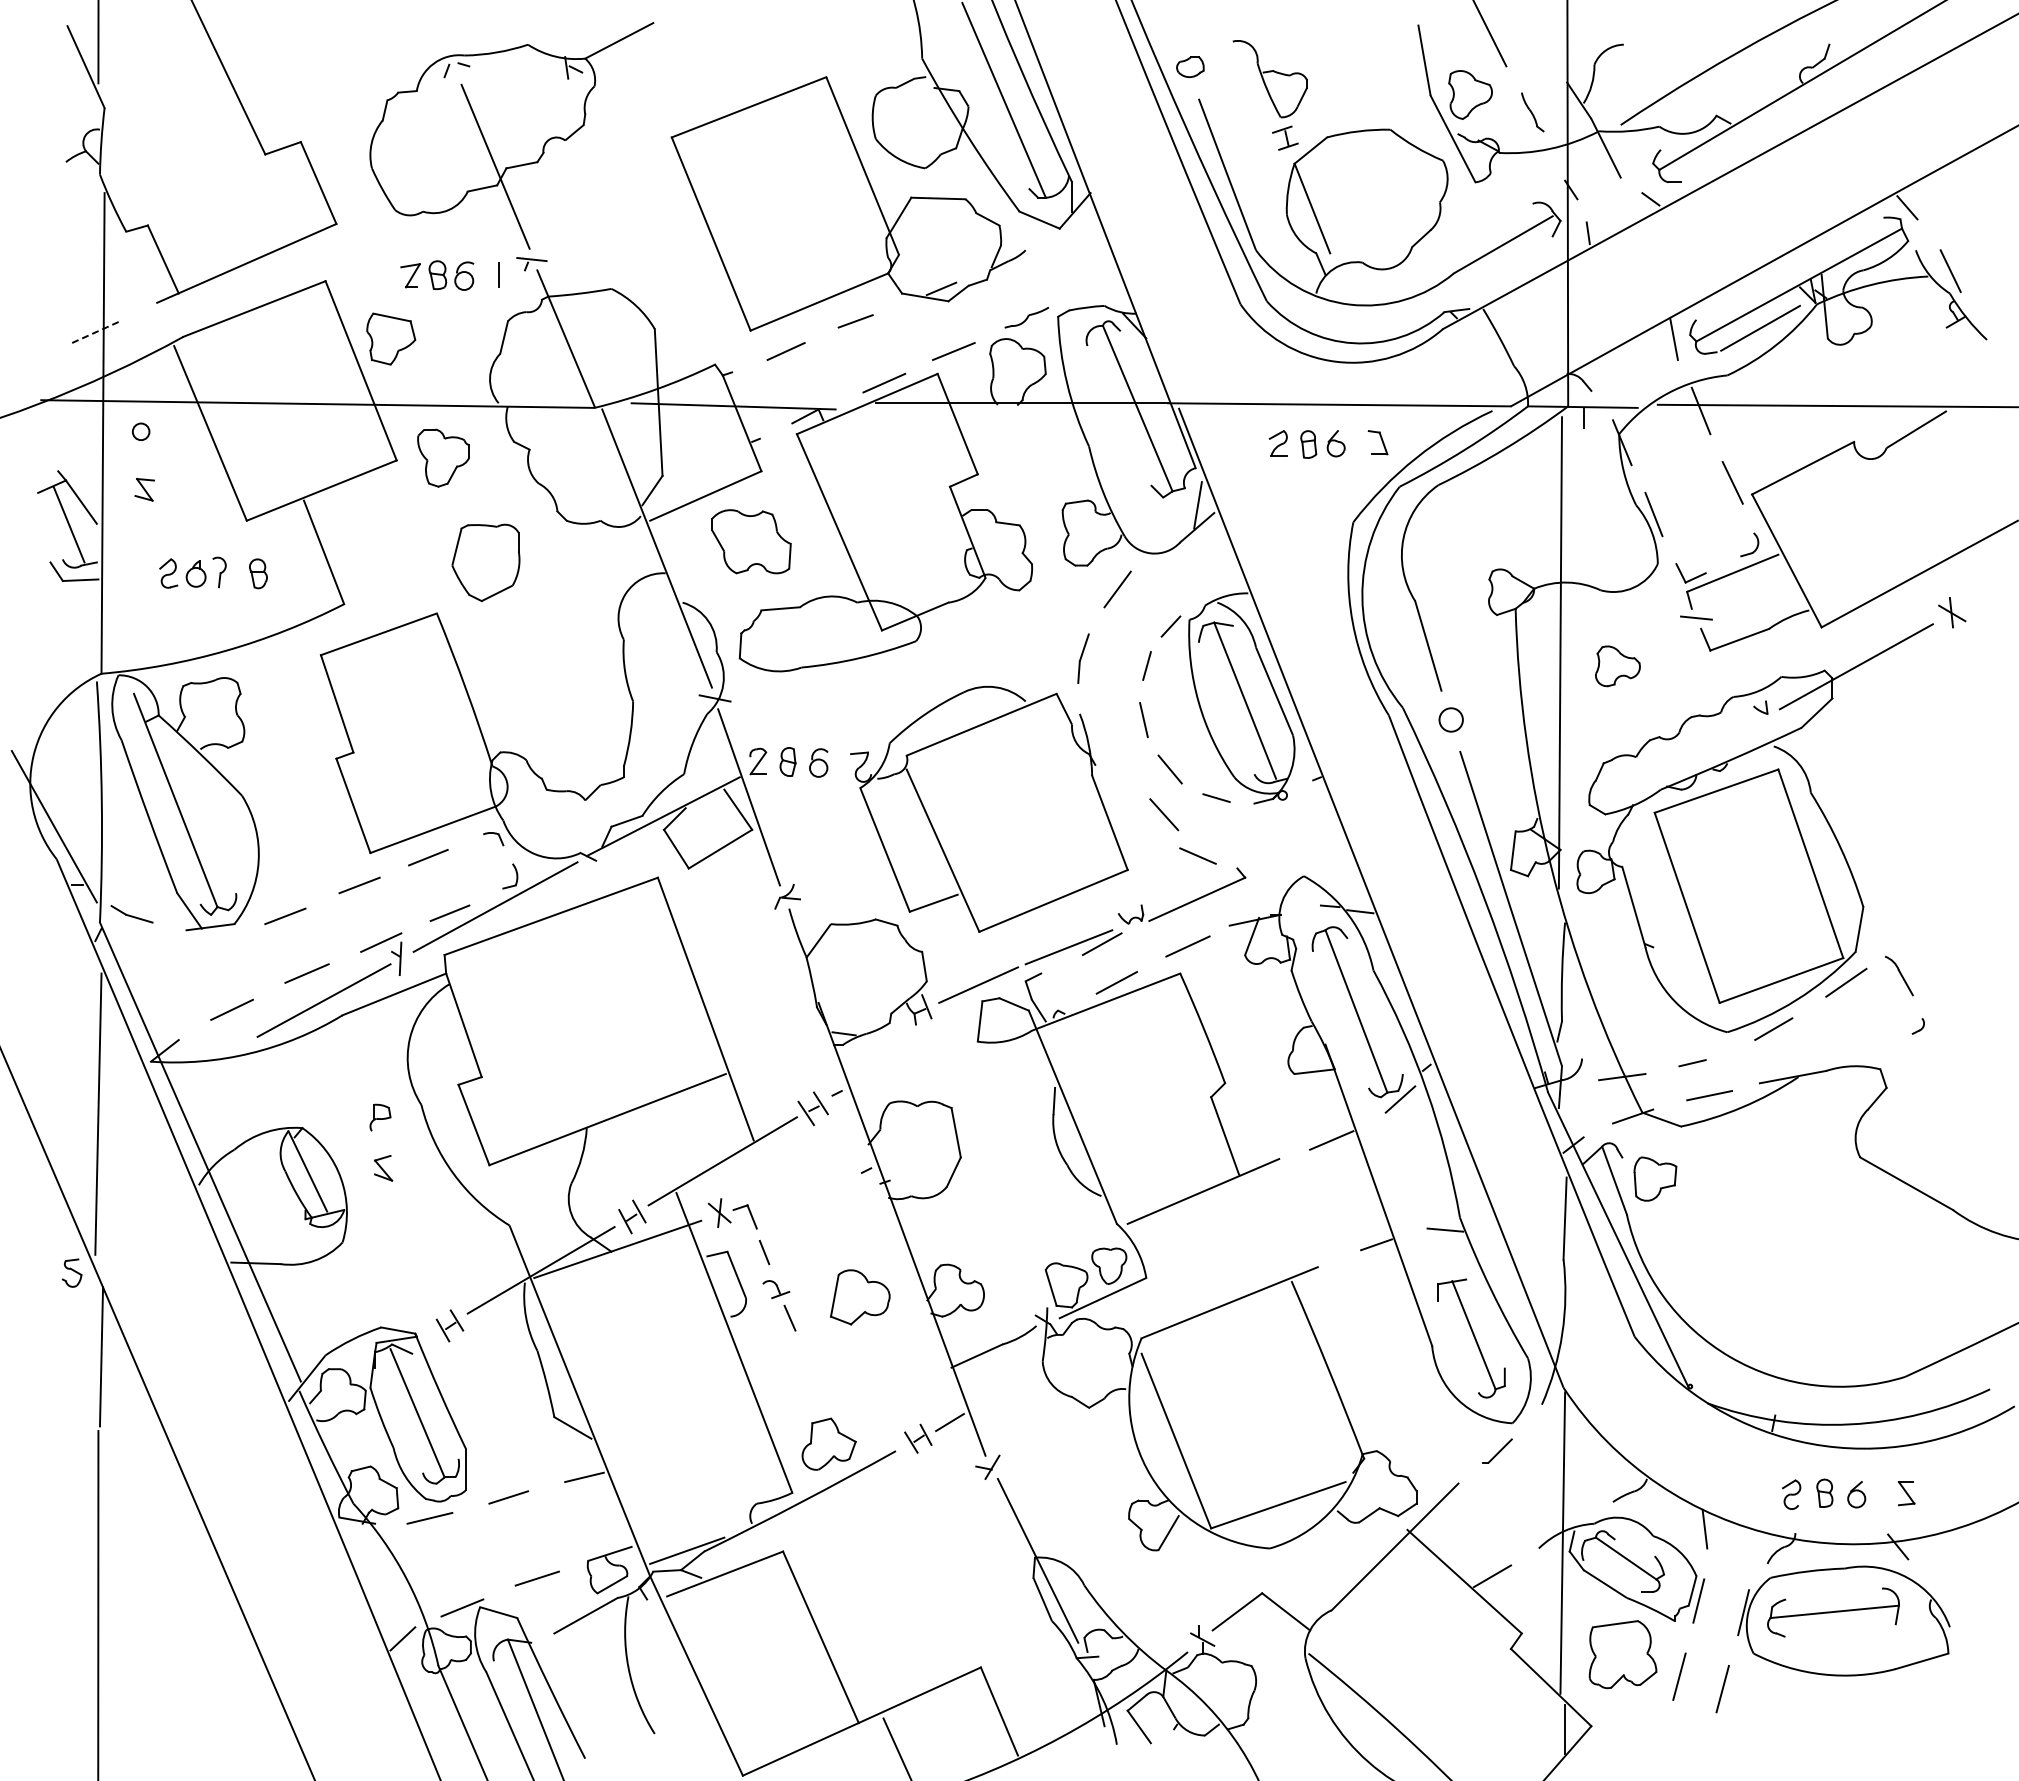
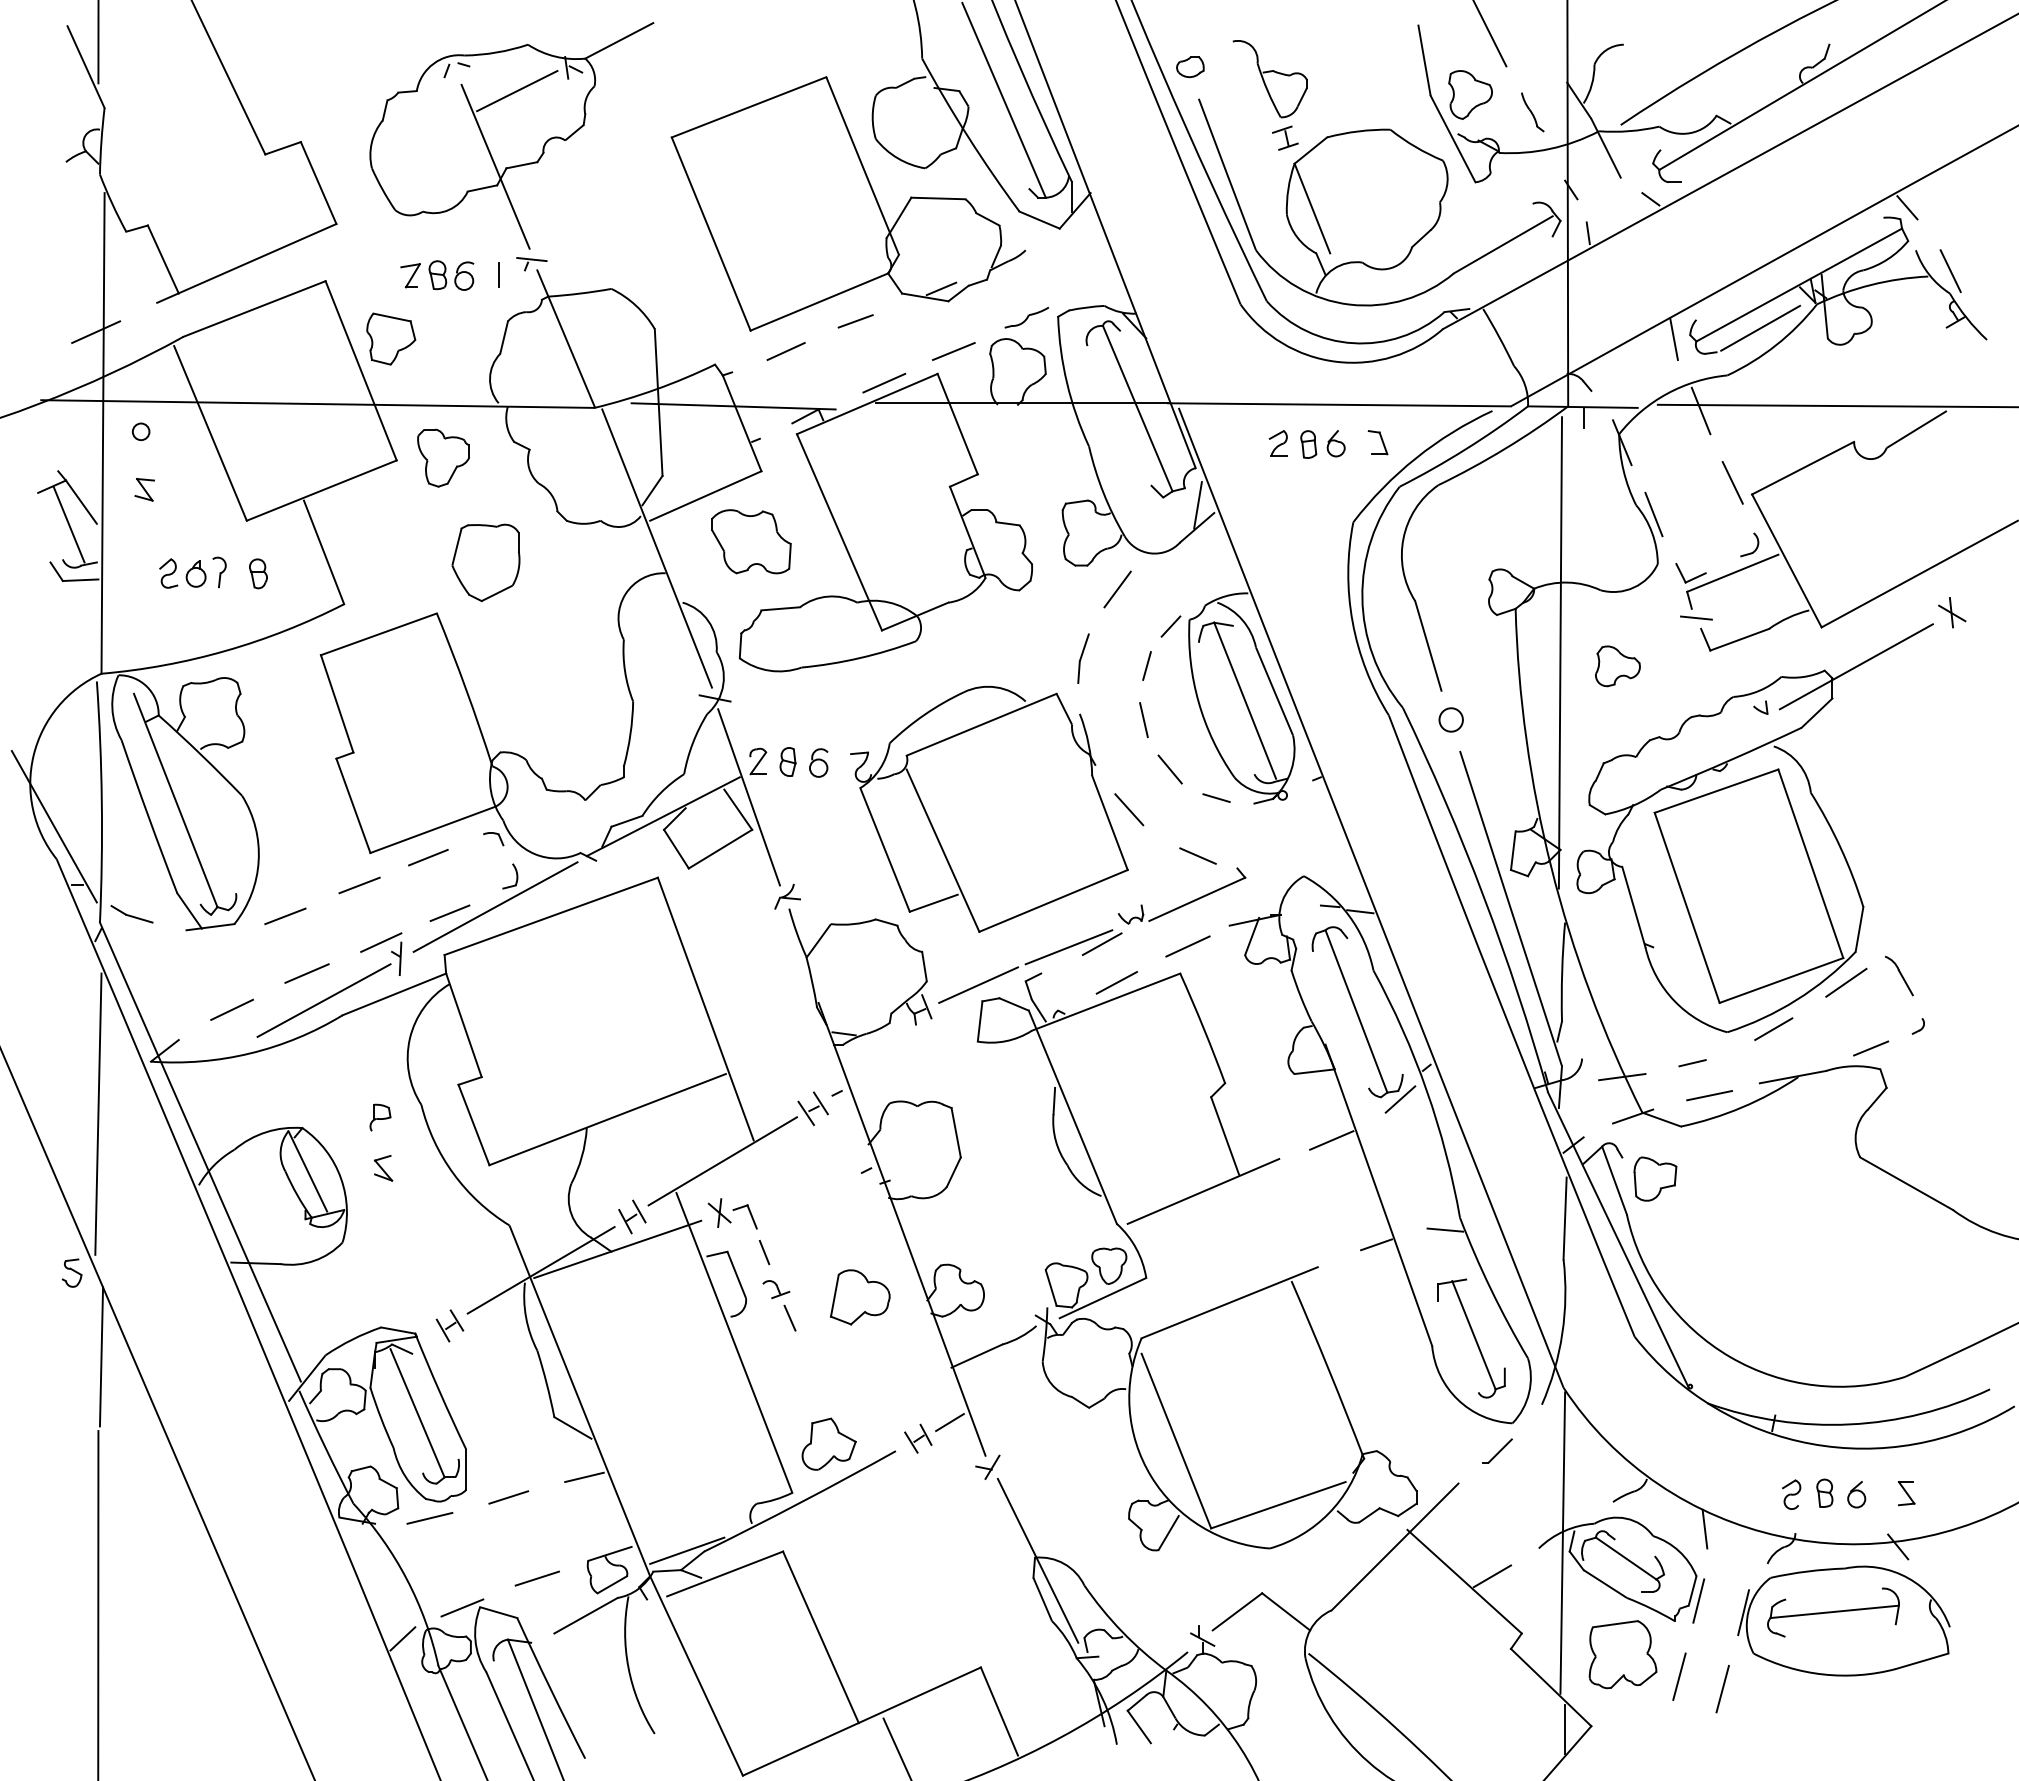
line: none -> present (517, 91)
line: dashed -> solid (96, 331)
line position: (1164, 814) -> (1129, 809) (1129, 809)
line: none -> present (1871, 1048)
